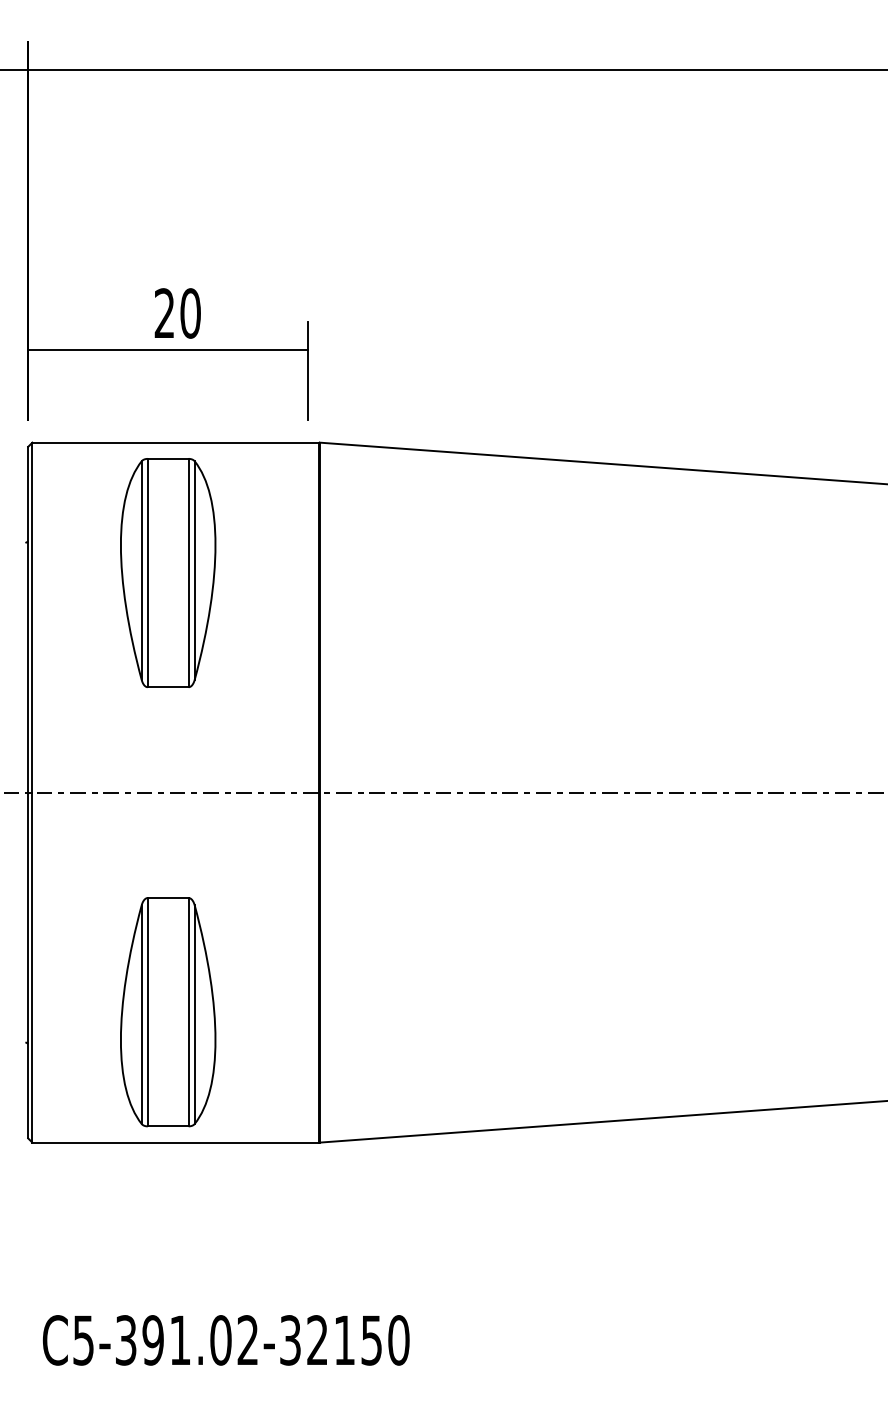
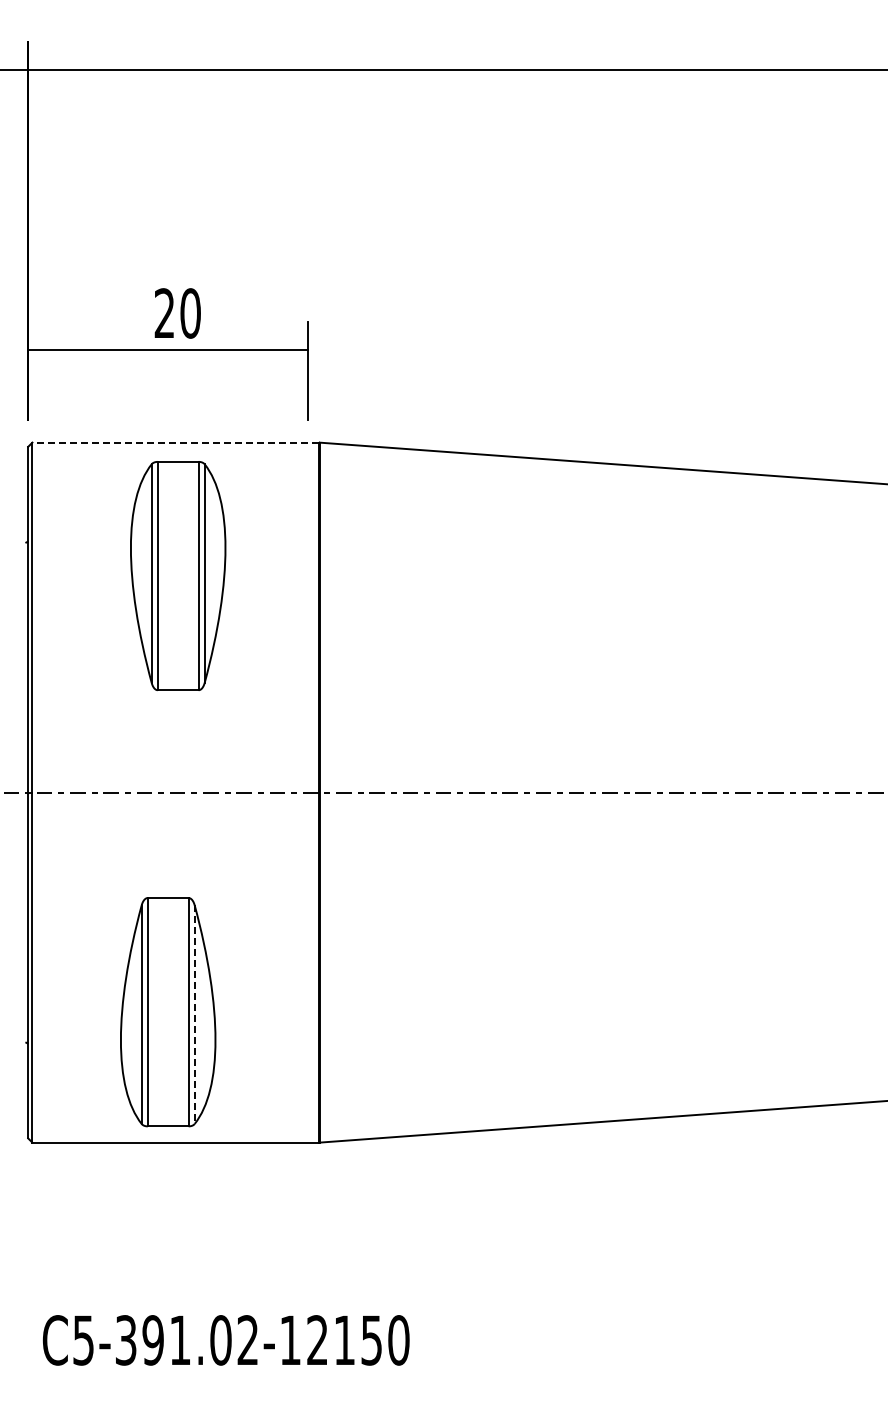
line: solid -> dashed (175, 442)
part position: (168, 572) -> (178, 575) (178, 575)
line: solid -> dashed (194, 1015)
text: C5-391.02-32150 -> C5-391.02-12150 (290, 1340)
